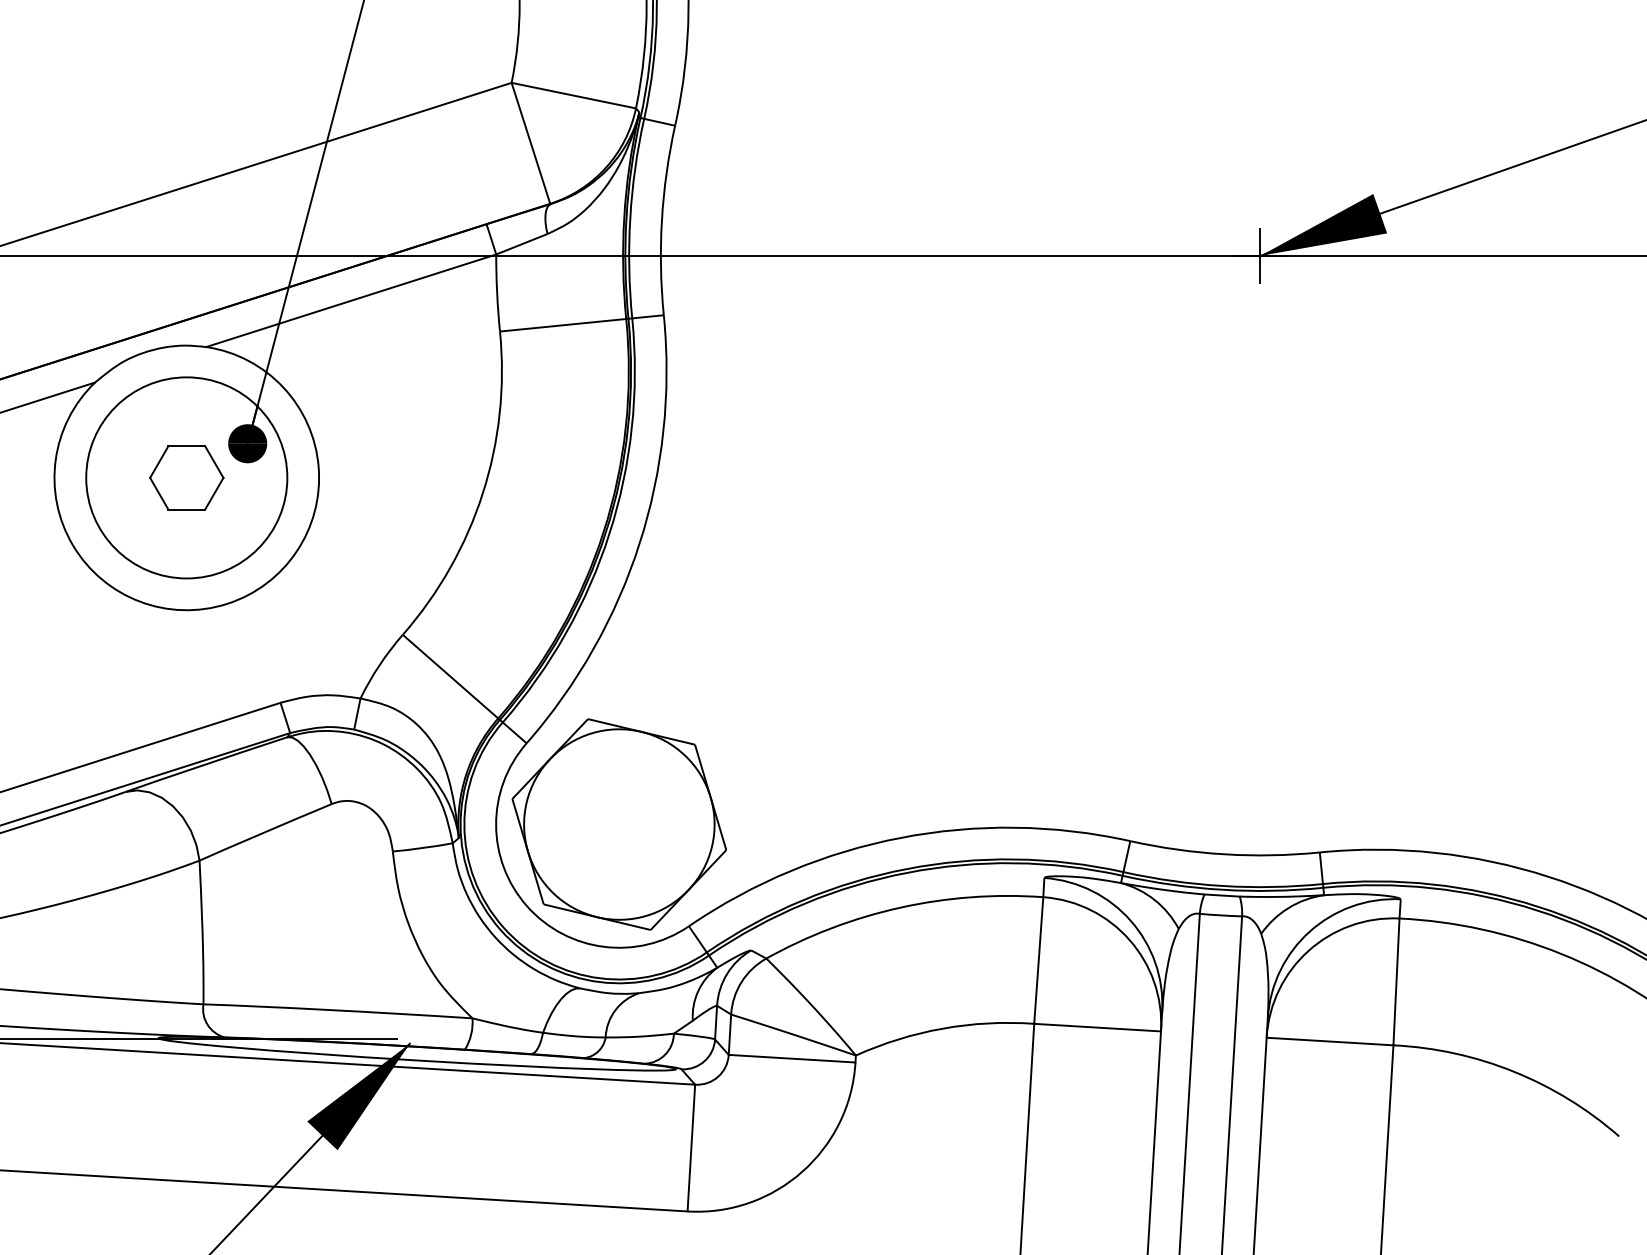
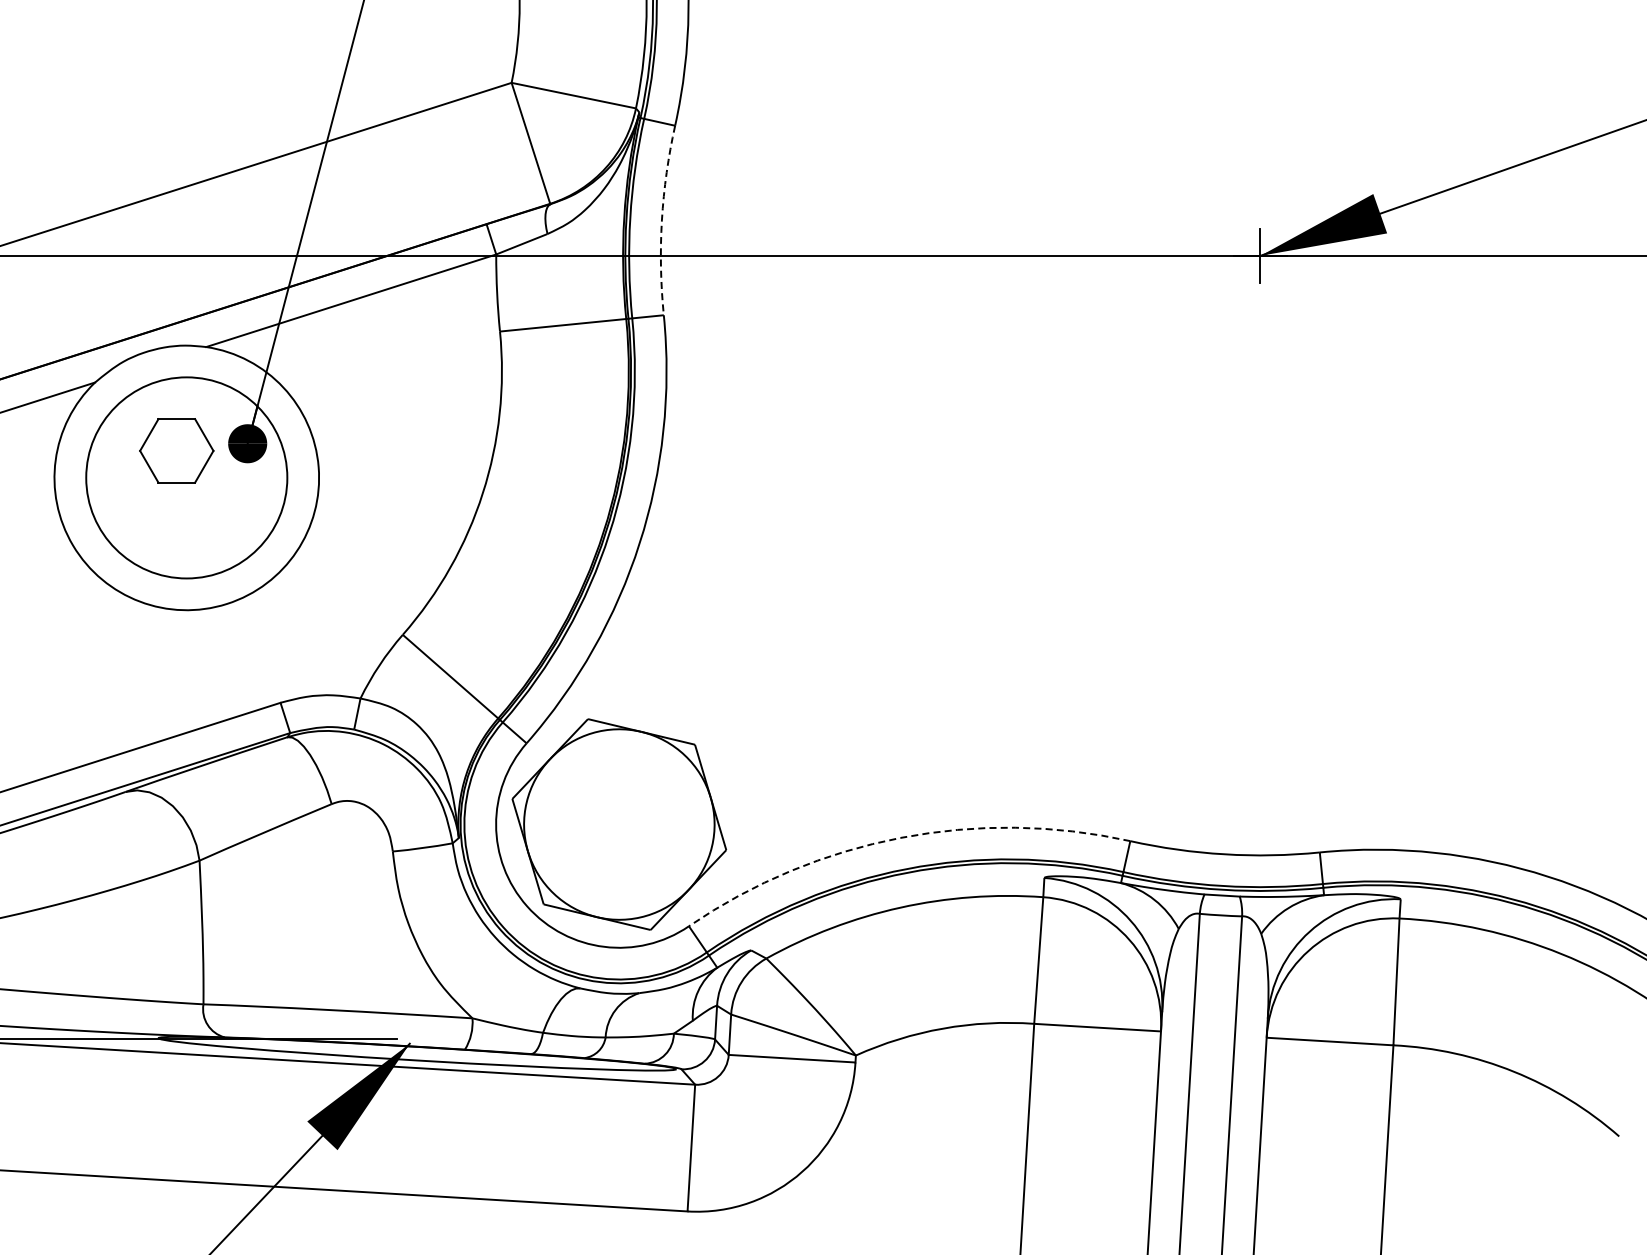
arc: solid -> dashed (661, 220)
part position: (186, 477) -> (176, 450) (176, 450)
arc: solid -> dashed (900, 837)
